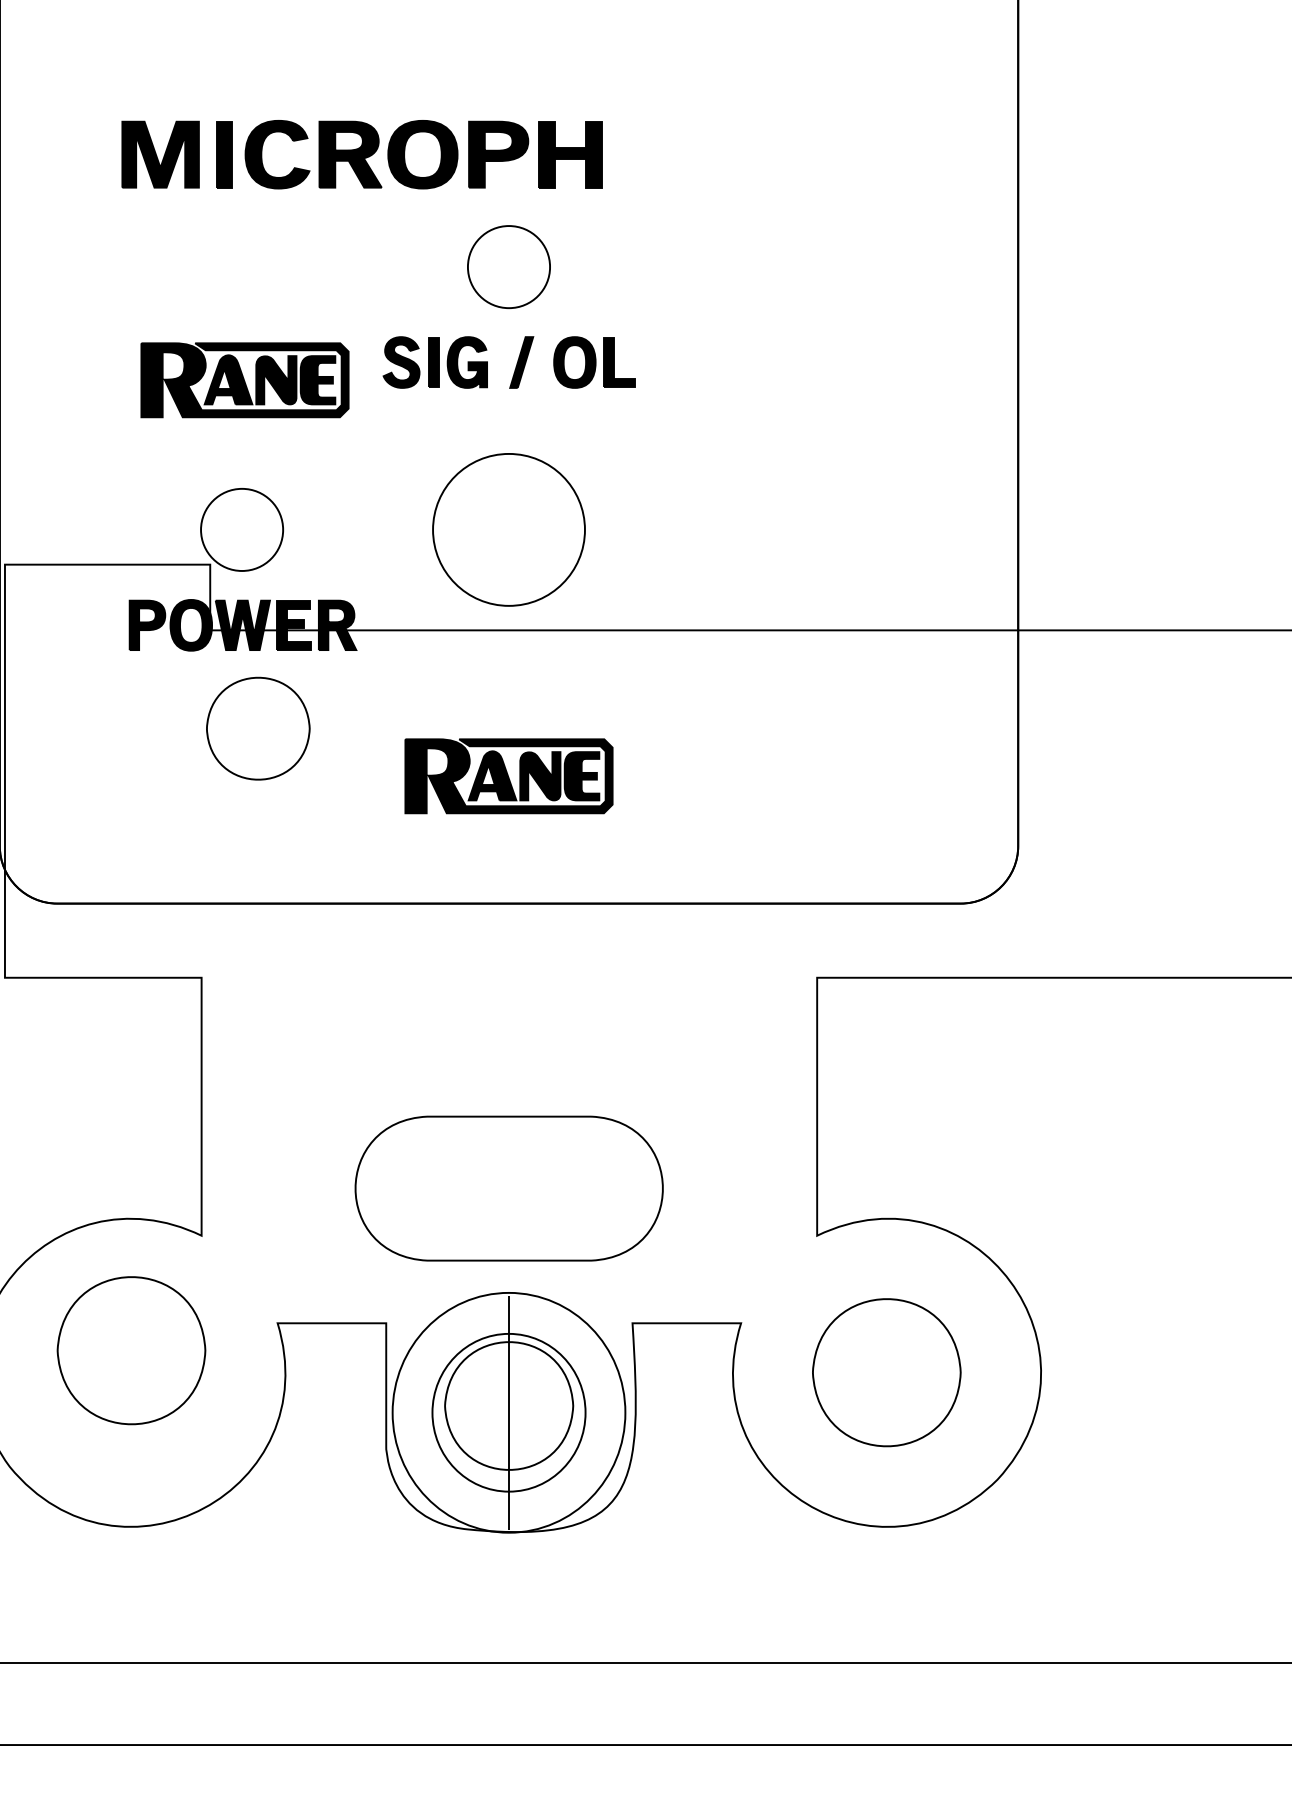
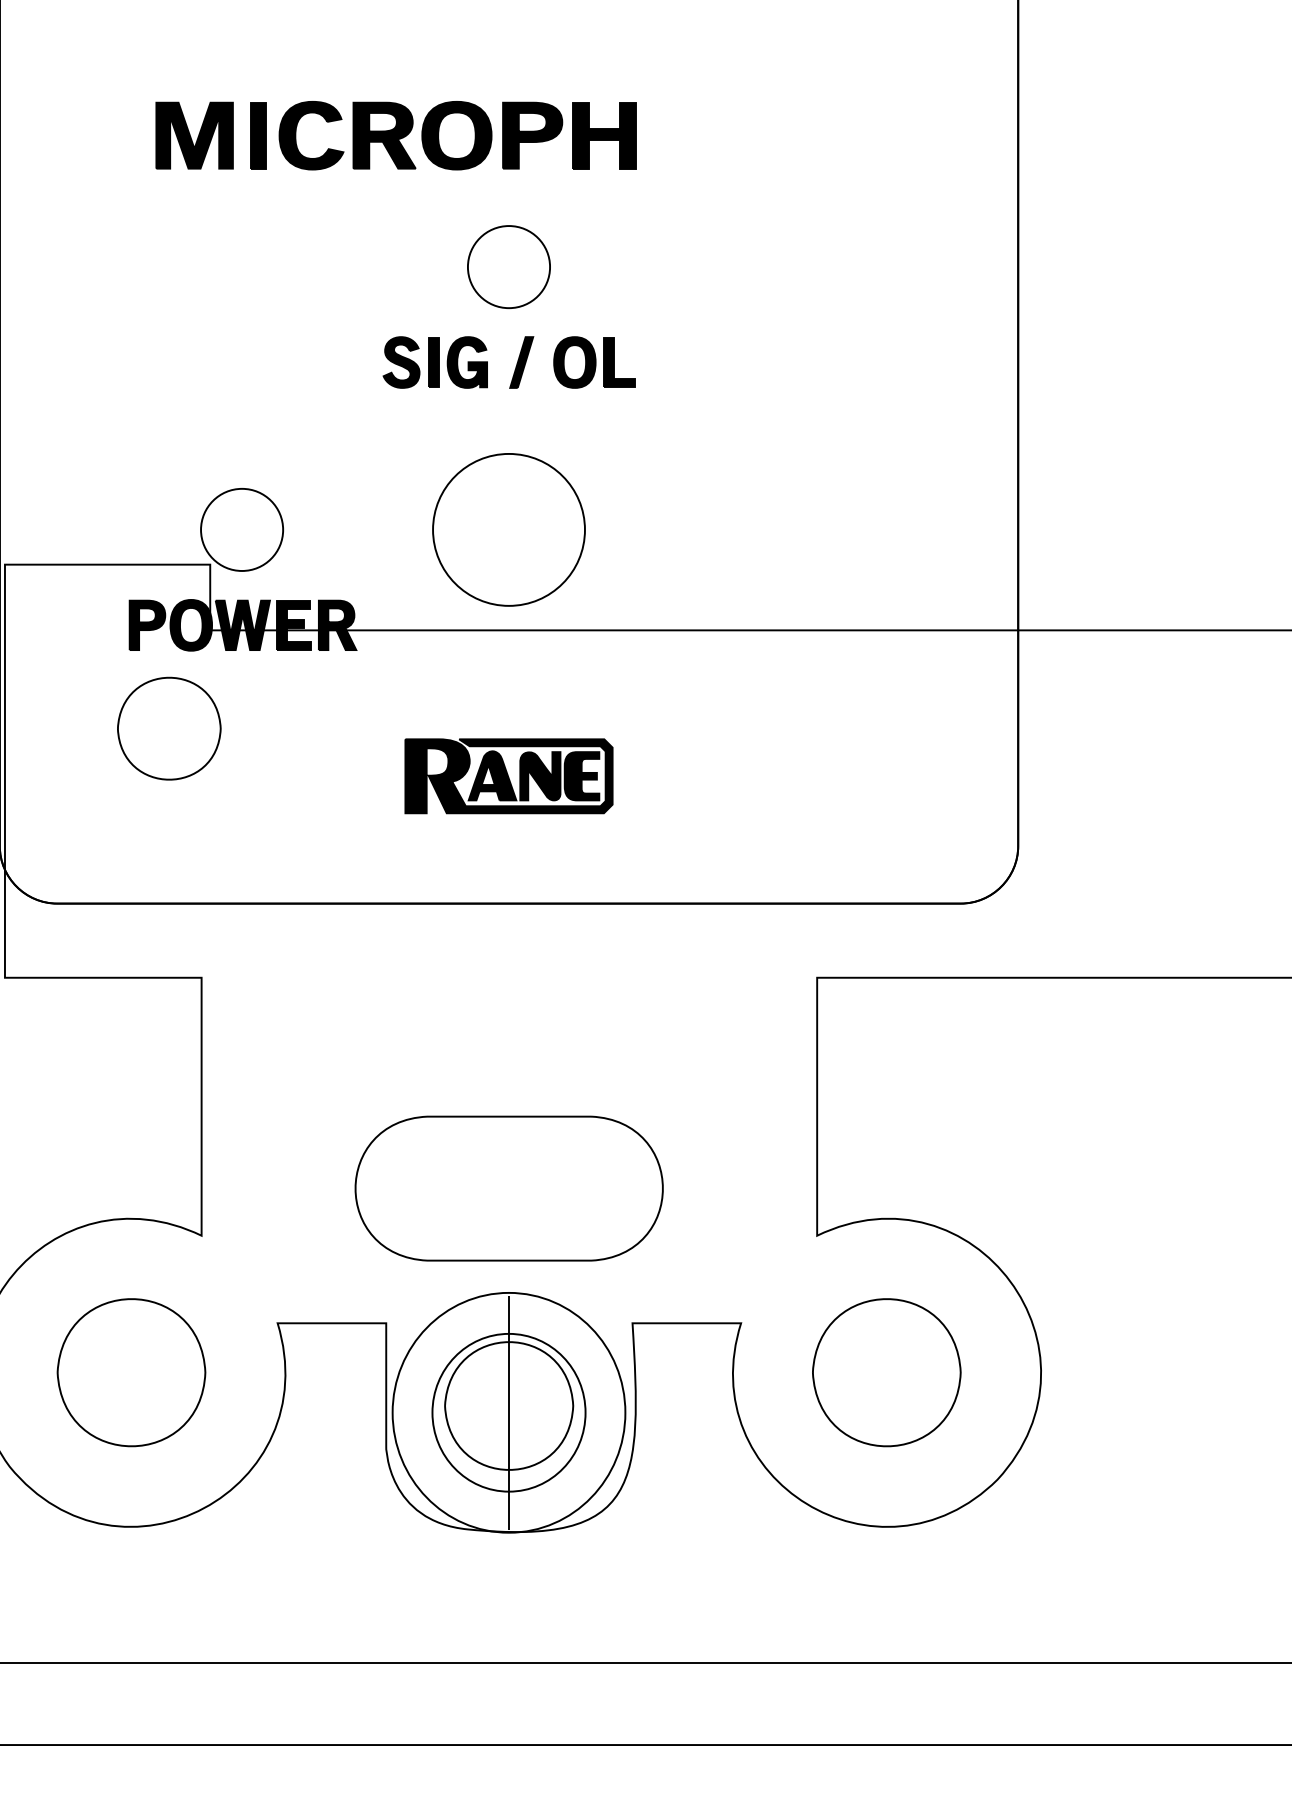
part position: (361, 154) -> (395, 135) (395, 135)
part: present -> none (244, 380)
part position: (258, 728) -> (169, 728) (169, 728)
part position: (131, 1350) -> (131, 1372) (131, 1372)
